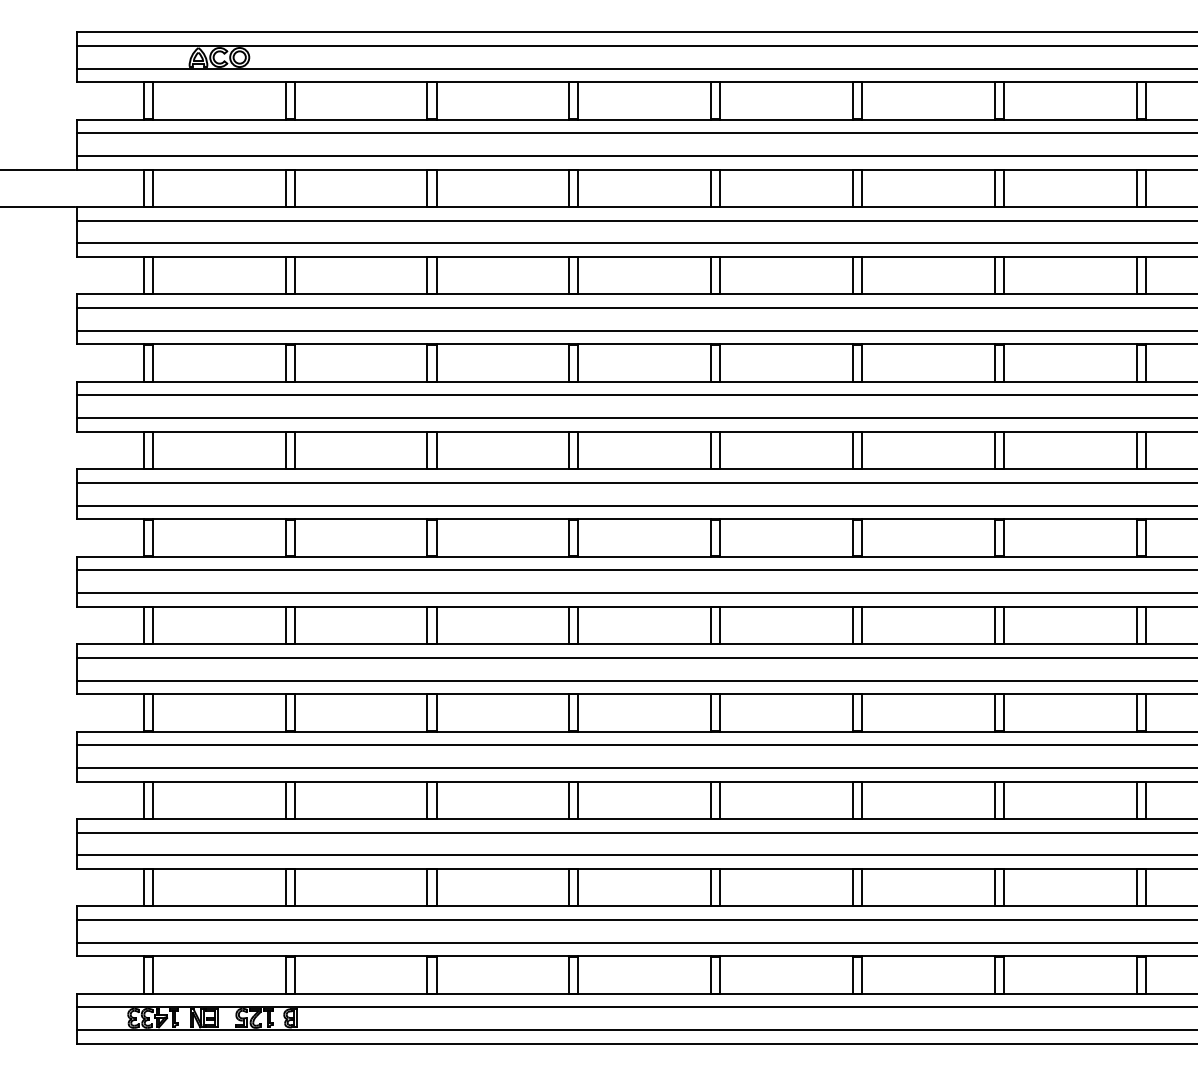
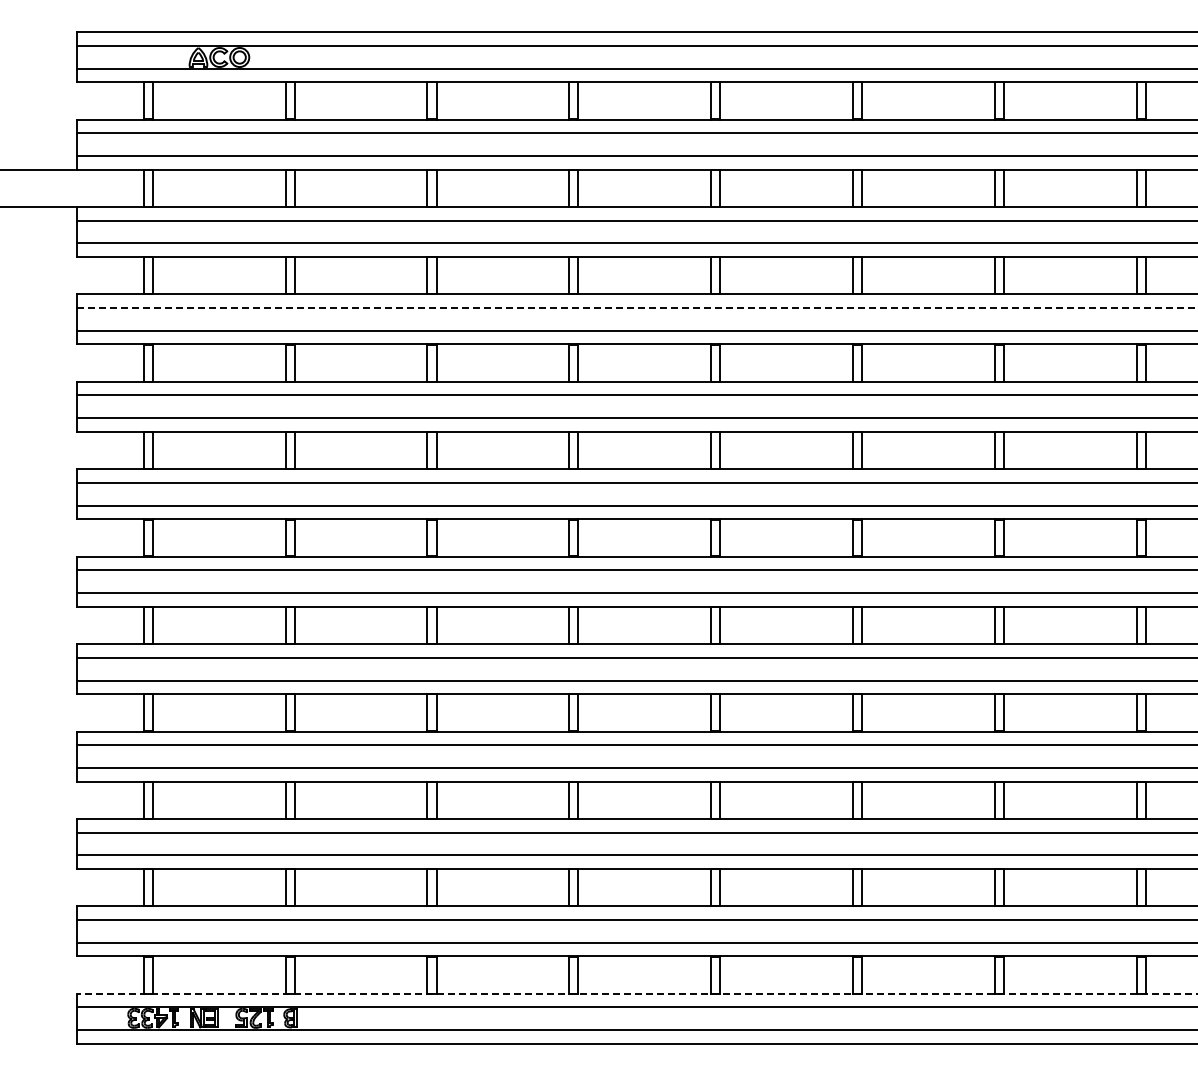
line: solid -> dashed (637, 308)
line: solid -> dashed (637, 993)
